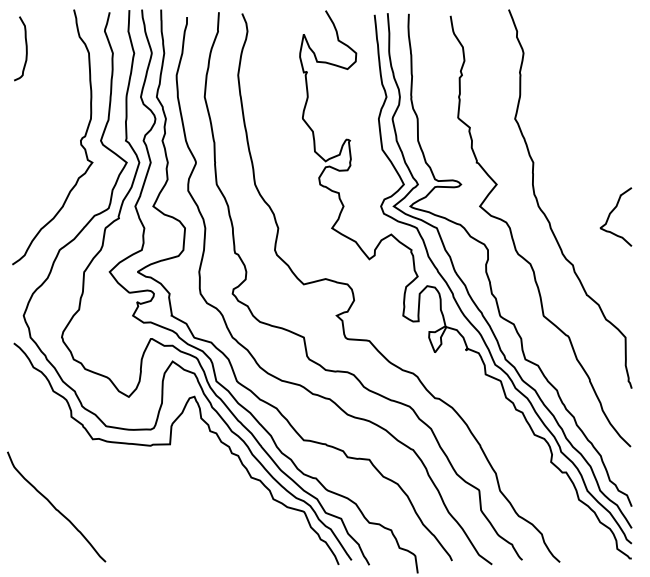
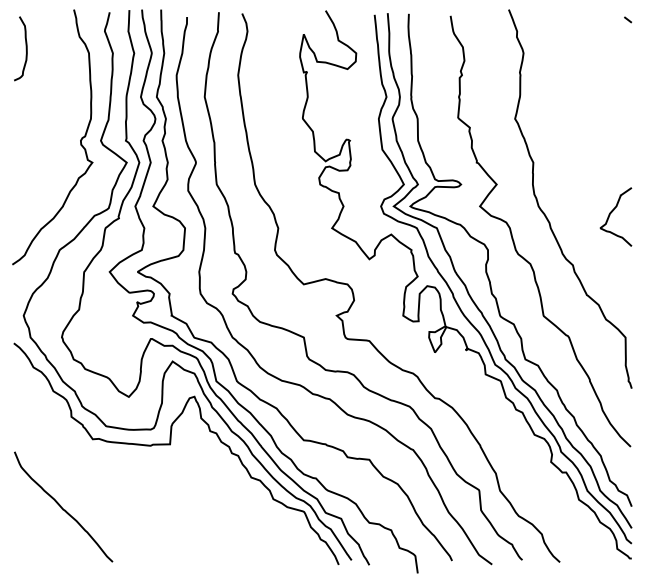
line: none -> present (627, 19)
curve position: (55, 507) -> (62, 507) (62, 507)
